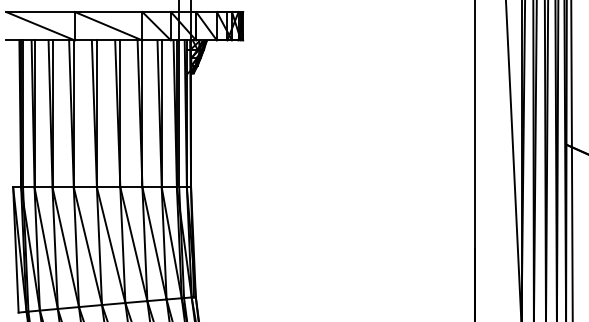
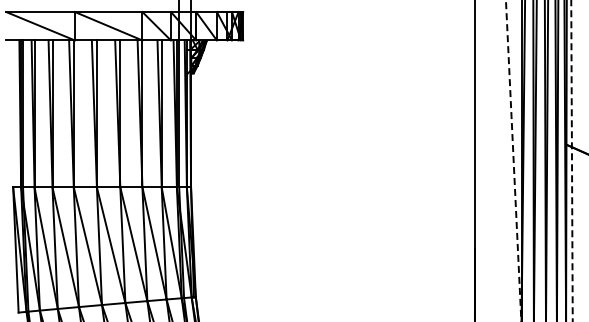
line: solid -> dashed (571, 160)
line: solid -> dashed (513, 161)
